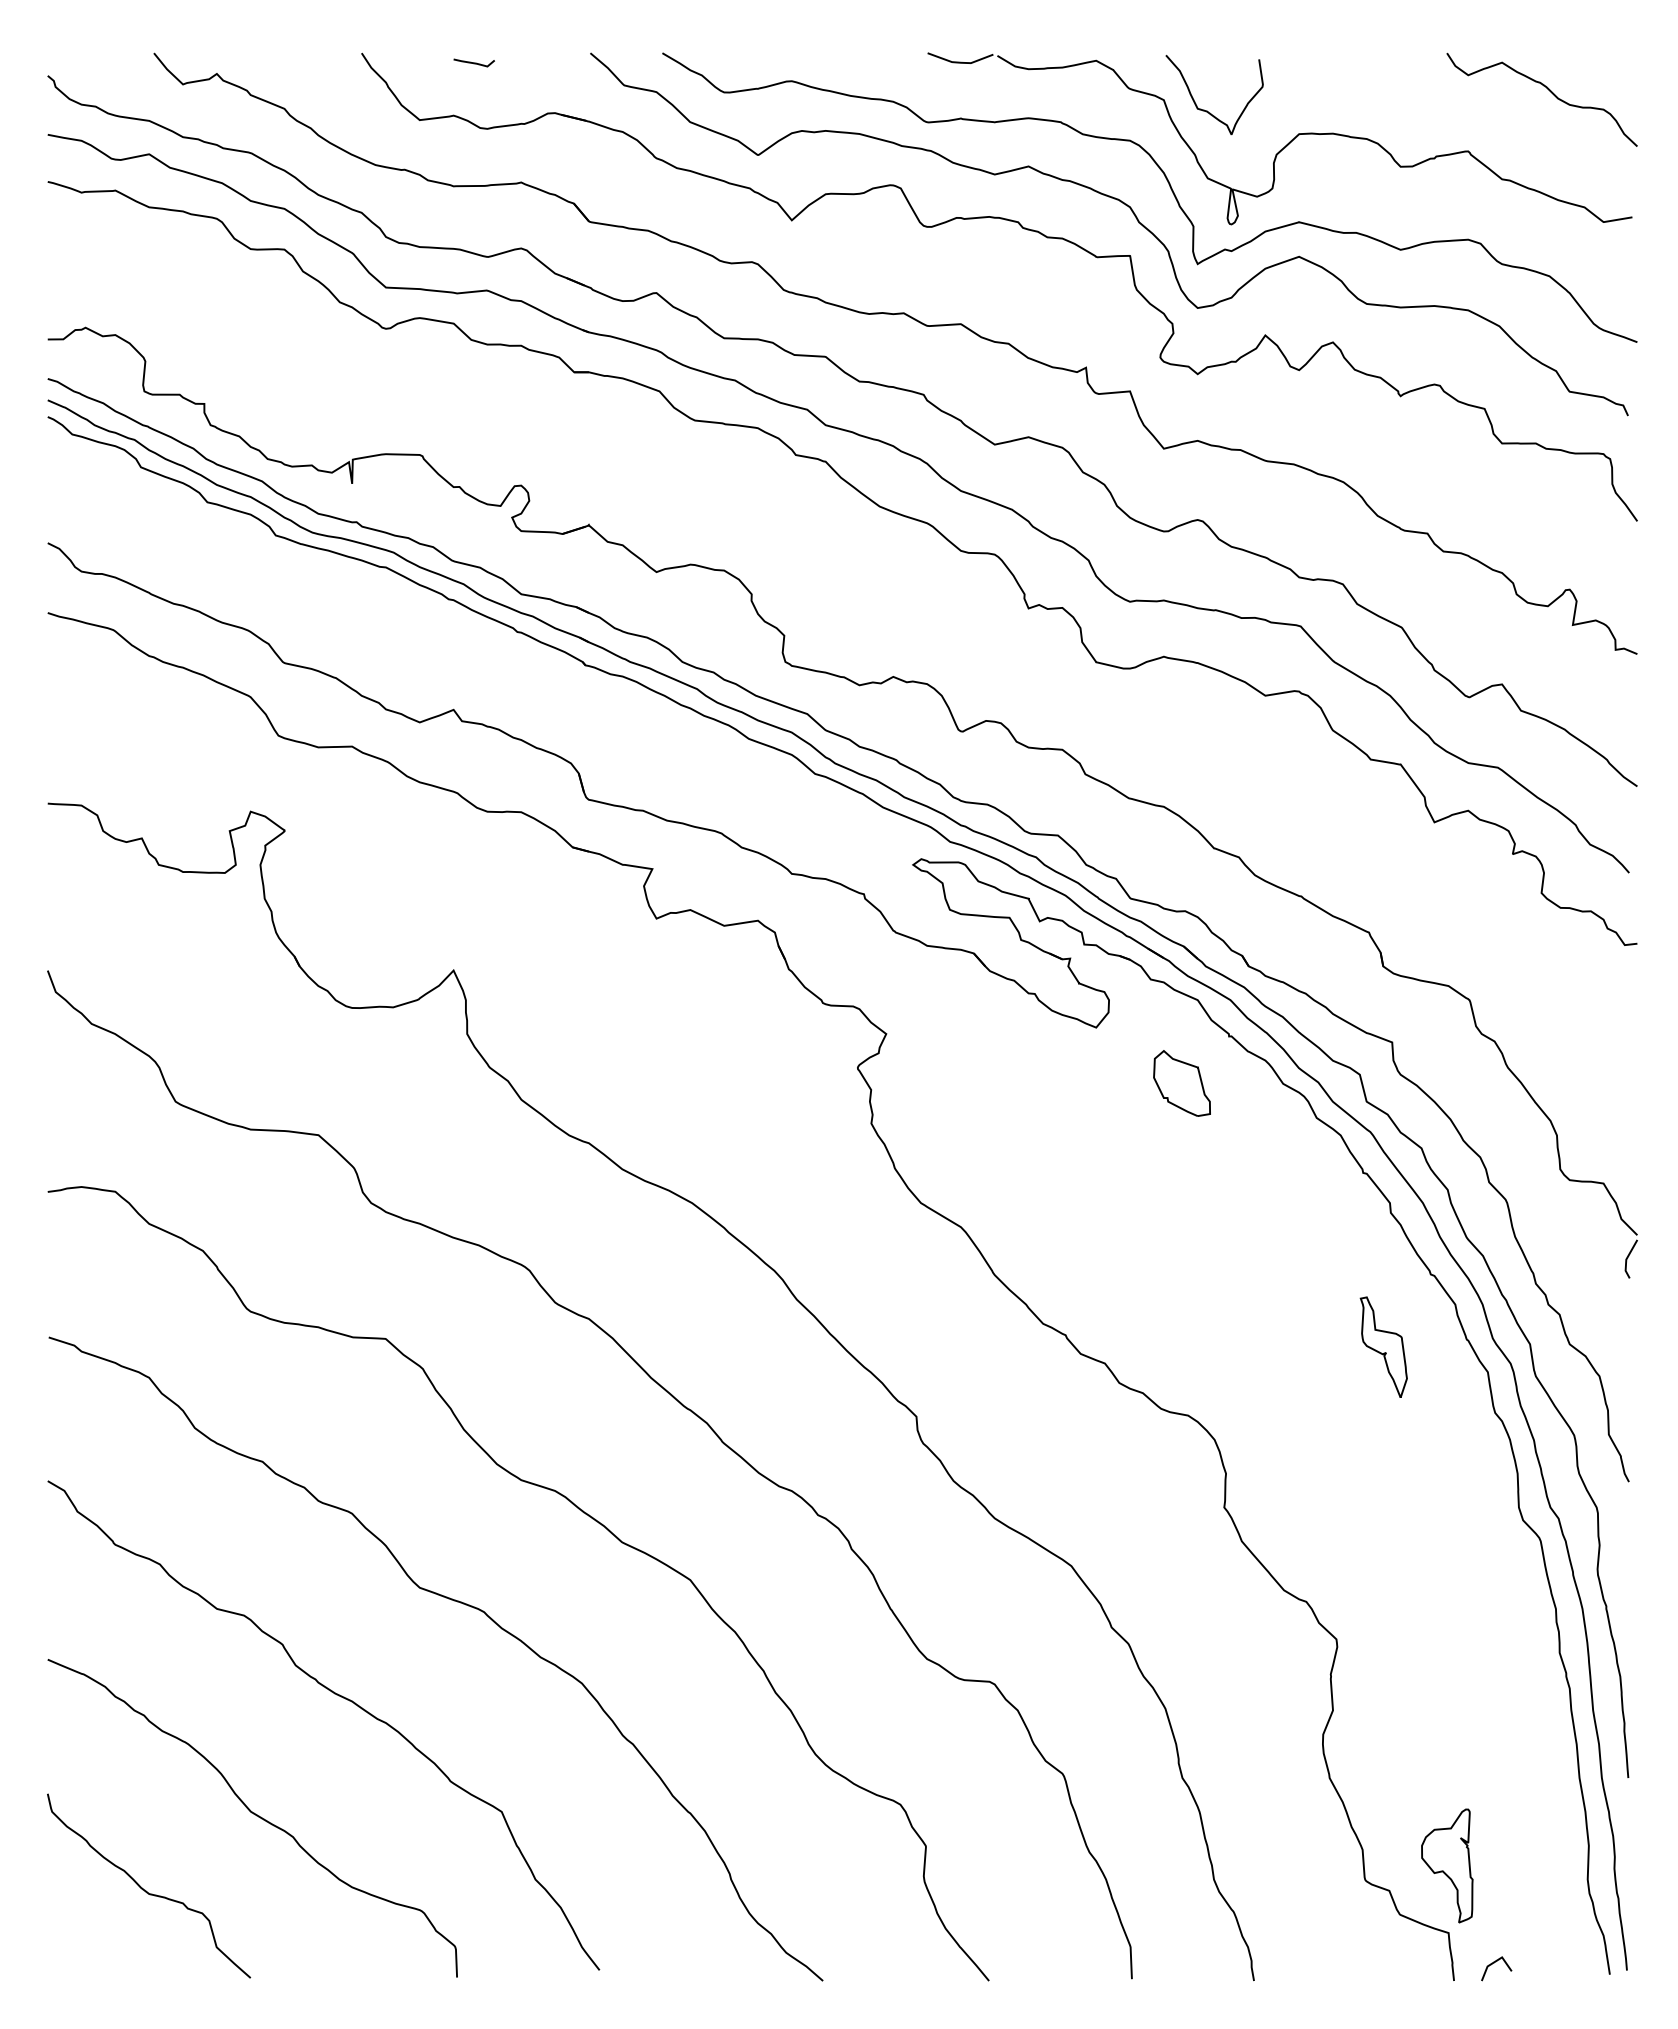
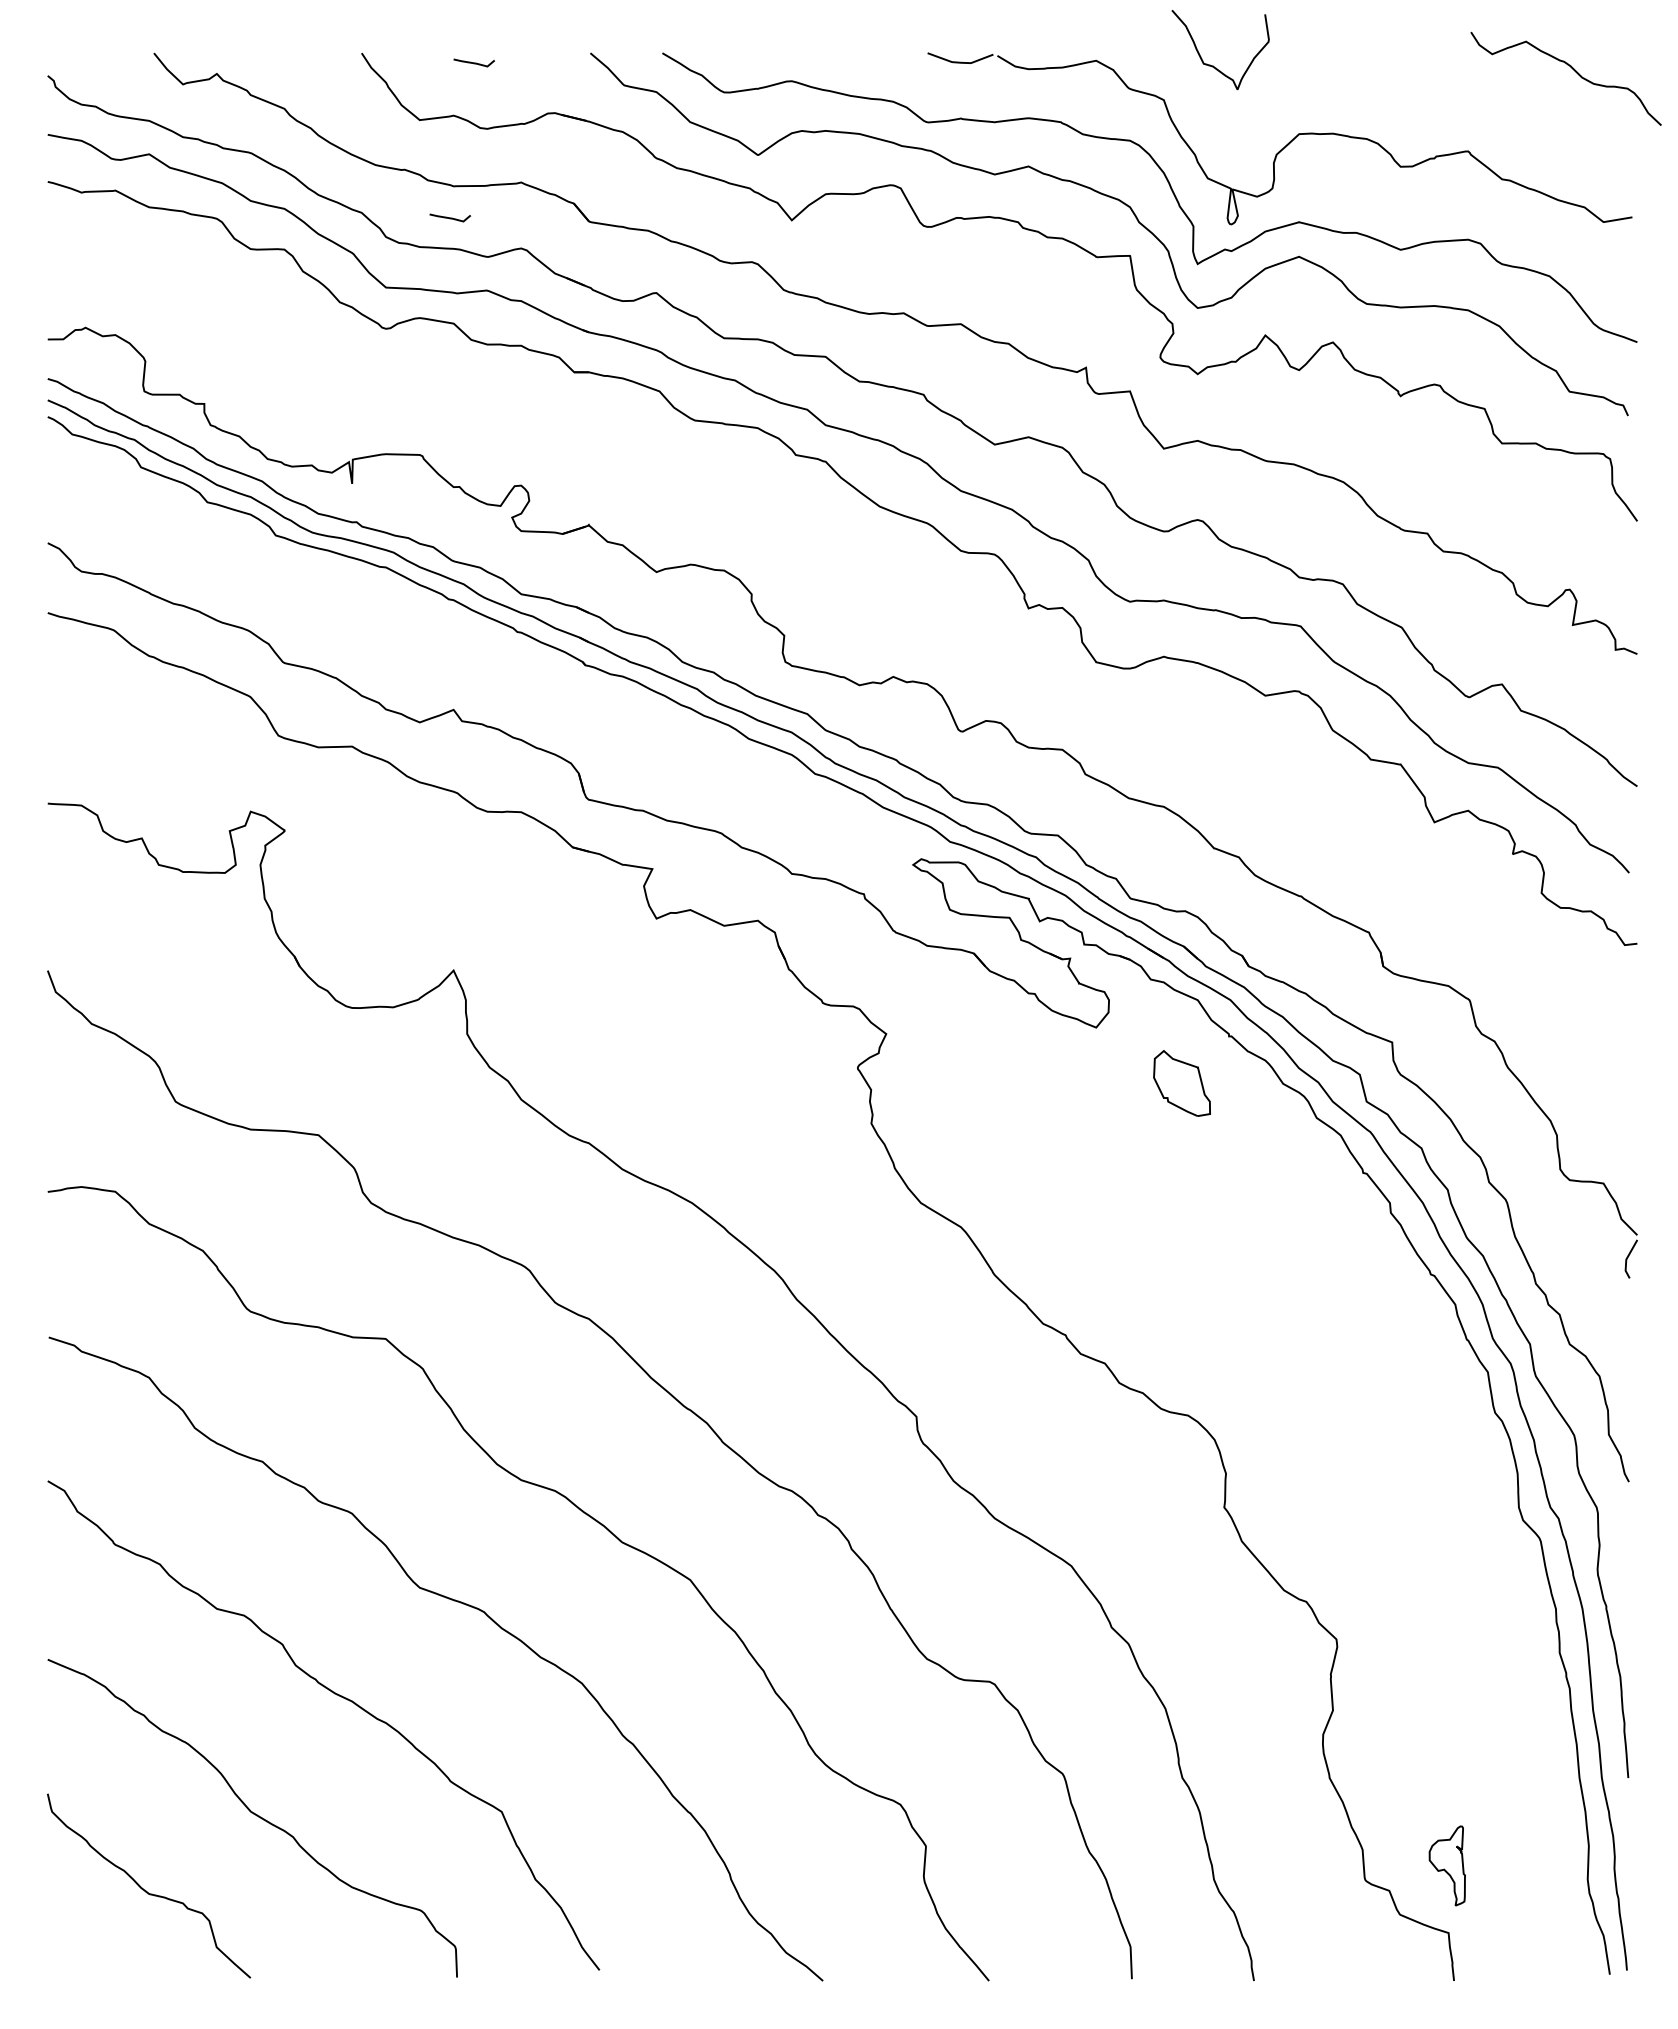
curve position: (1549, 91) -> (1573, 70) (1573, 70)
curve position: (1207, 110) -> (1213, 65) (1213, 65)
line: none -> present (449, 217)
part: present -> none (1383, 1346)
part size: 53x116 px -> 38x82 px (1446, 1865)
line: present -> none (1494, 1963)
